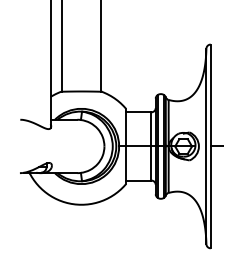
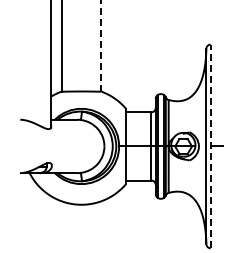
line: solid -> dashed (101, 45)
line: solid -> dashed (210, 146)
